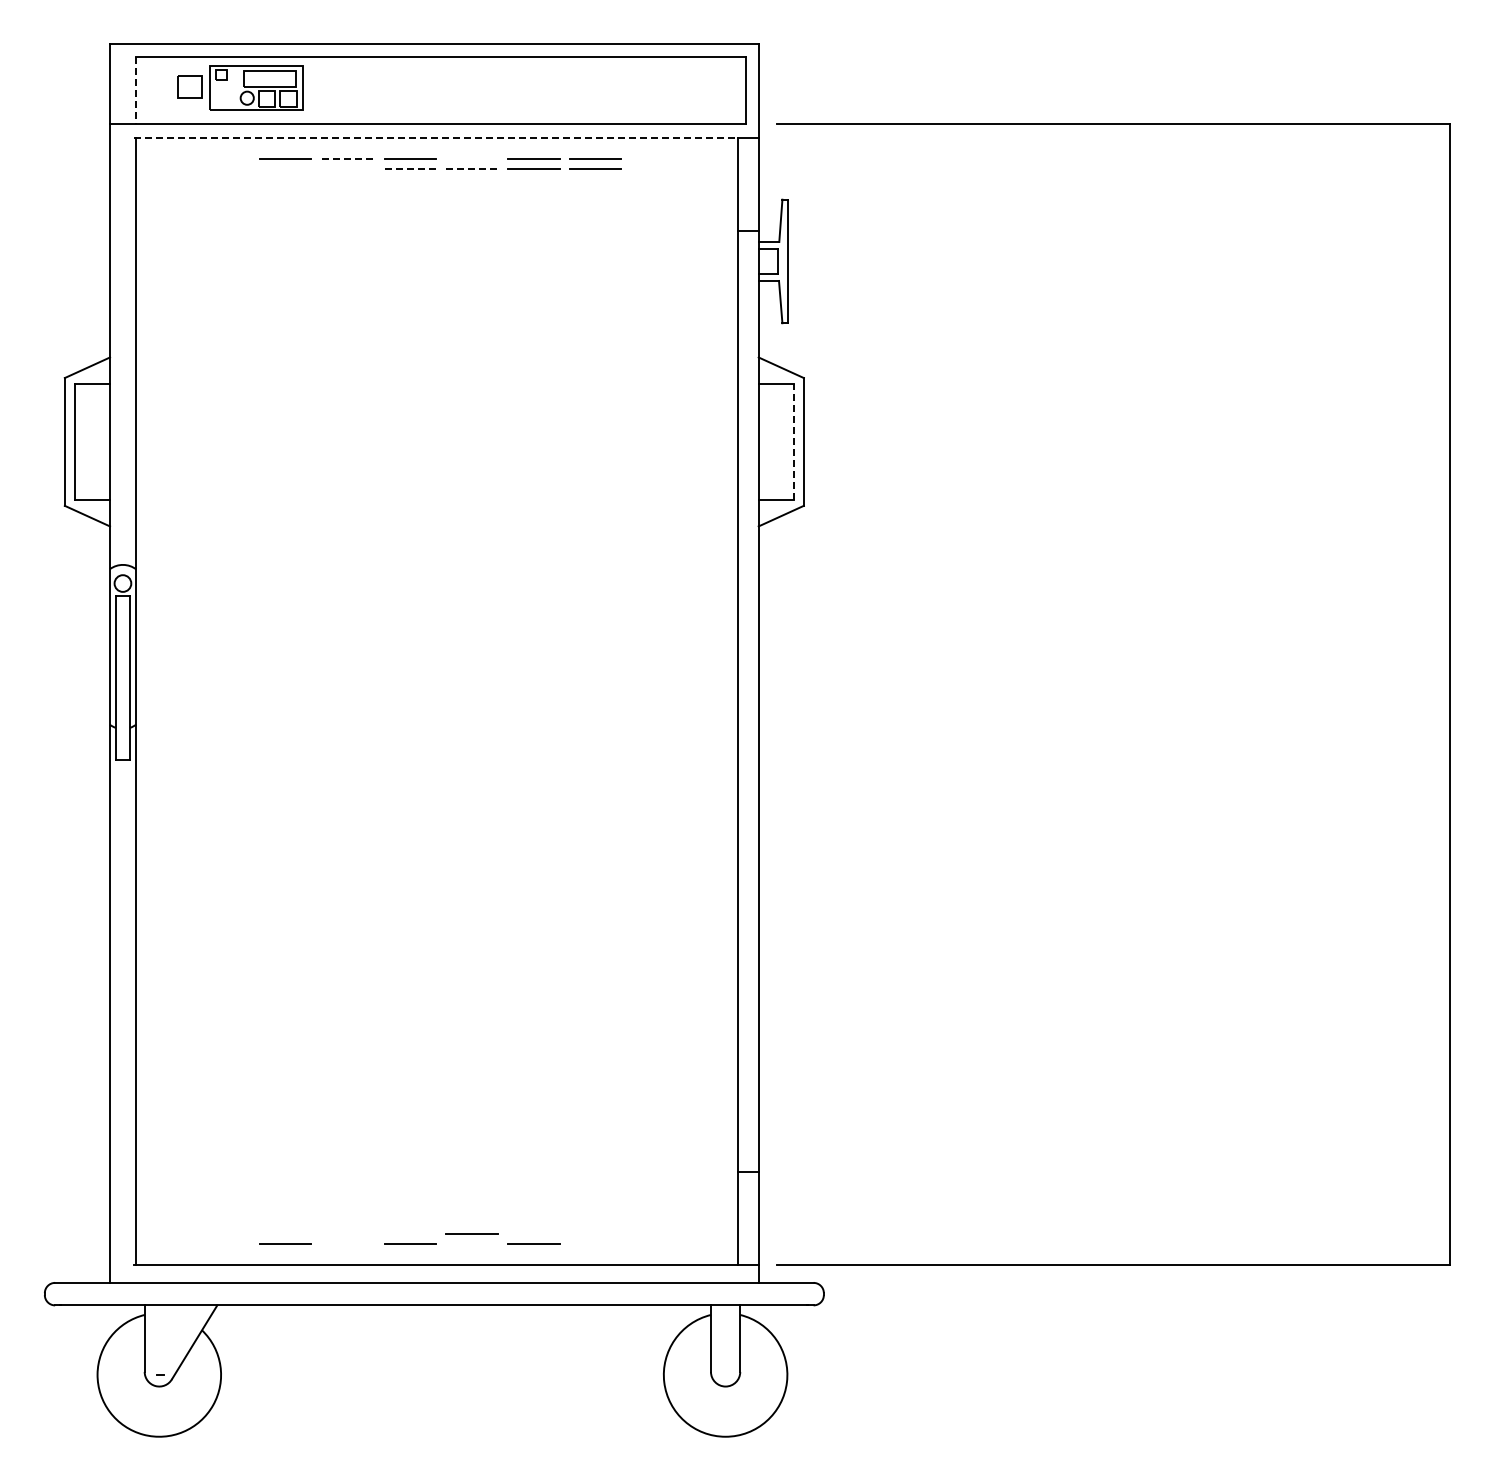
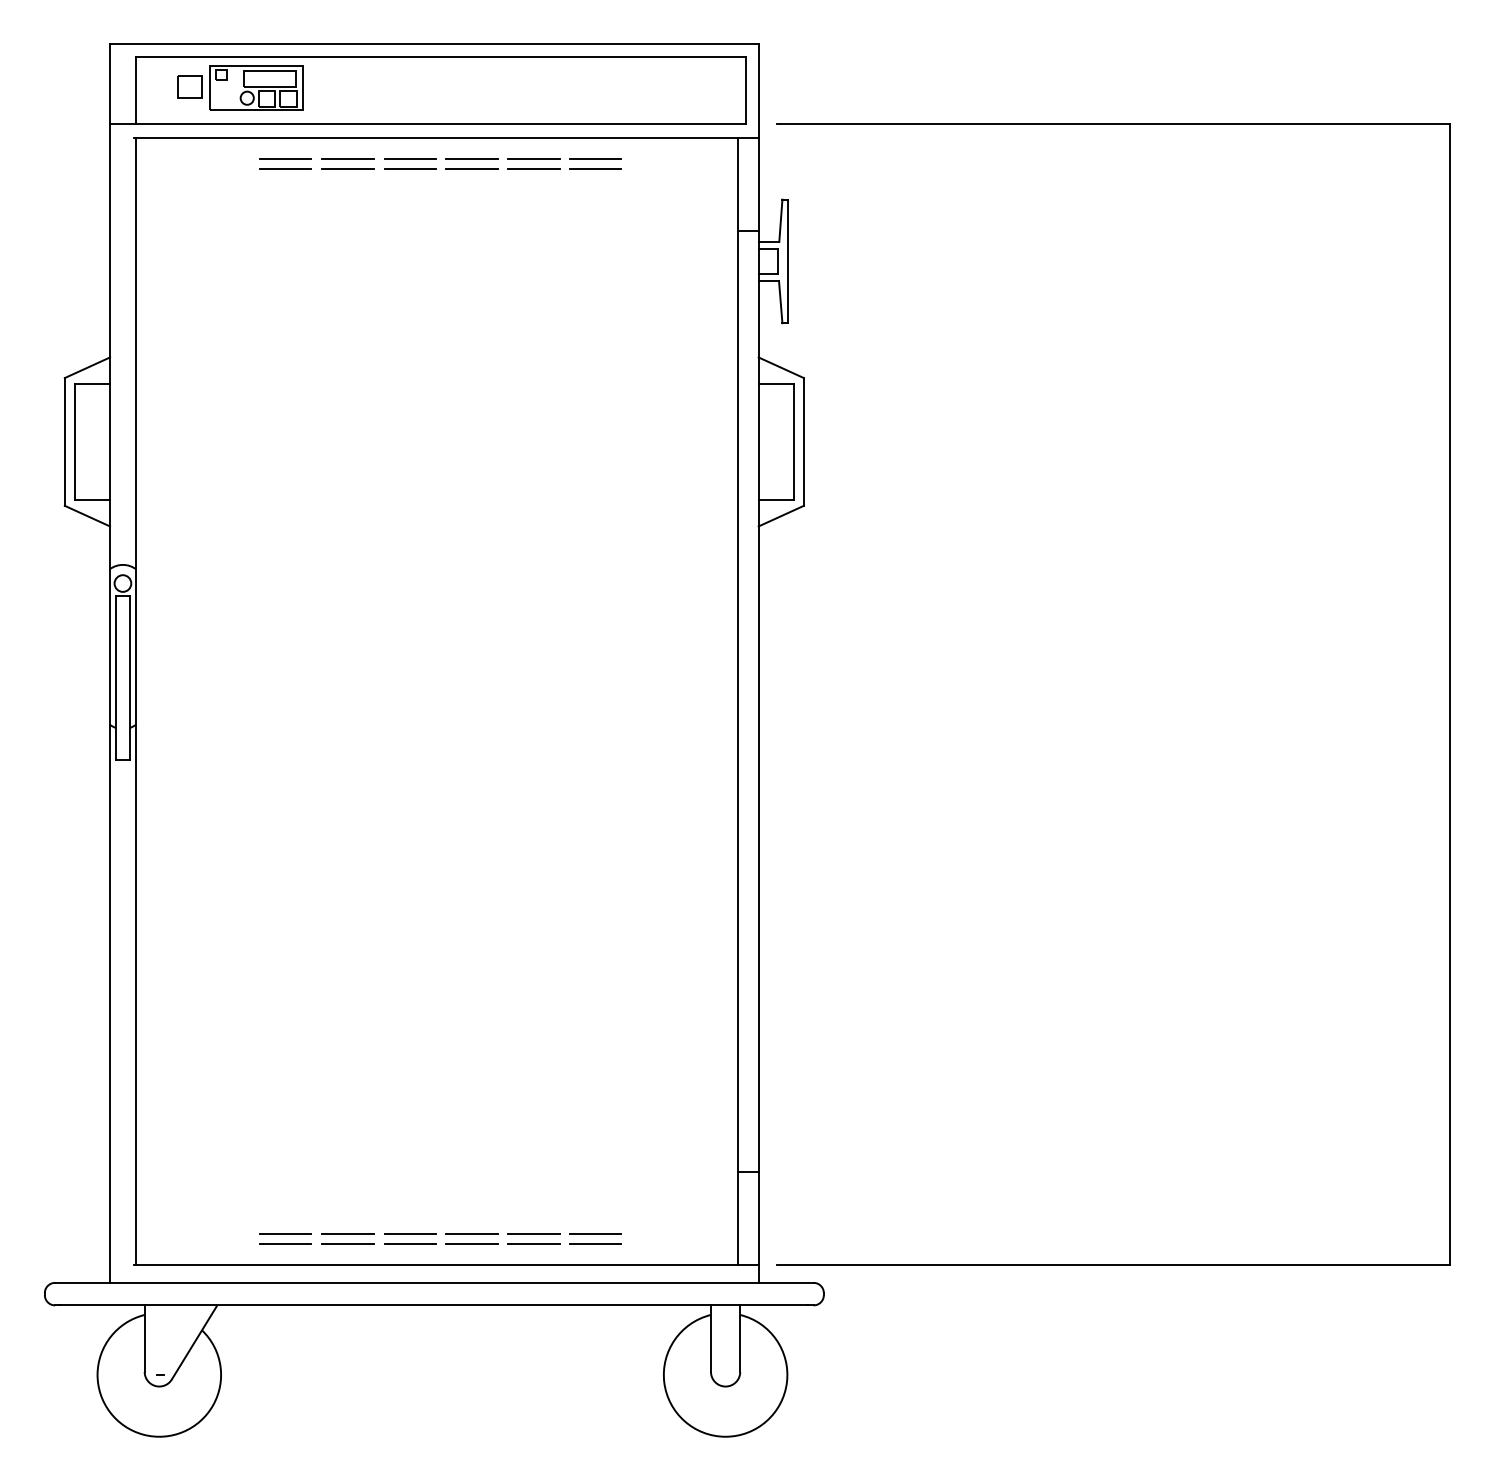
line: dashed -> solid (136, 90)
line: dashed -> solid (436, 138)
line: none -> present (471, 158)
line: dashed -> solid (348, 159)
line: none -> present (285, 168)
line: none -> present (347, 169)
line: dashed -> solid (410, 169)
line: dashed -> solid (472, 169)
line: dashed -> solid (793, 441)
line: none -> present (285, 1233)
line: none -> present (347, 1233)
line: none -> present (410, 1233)
line: none -> present (533, 1233)
line: none -> present (595, 1233)
line: none -> present (347, 1244)
line: none -> present (471, 1244)
line: none -> present (595, 1244)
